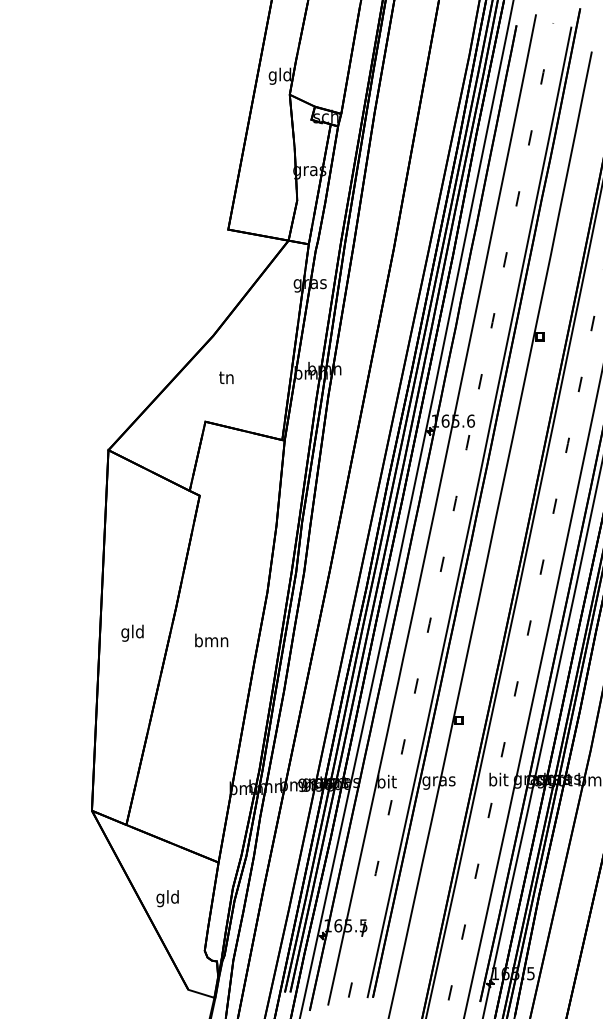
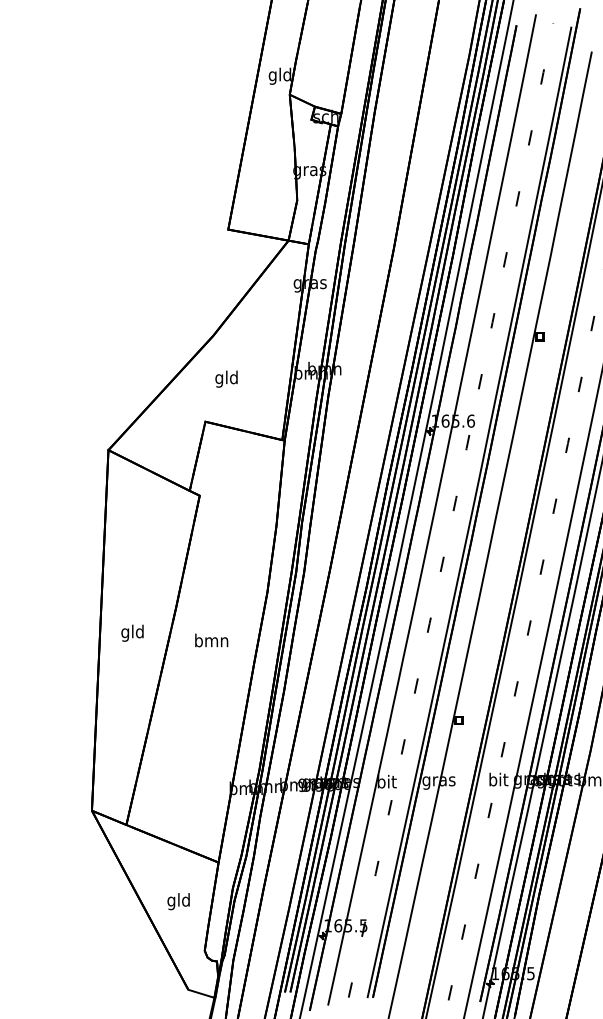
text: tn -> gld (226, 378)
text position: (167, 898) -> (178, 901) (178, 901)
